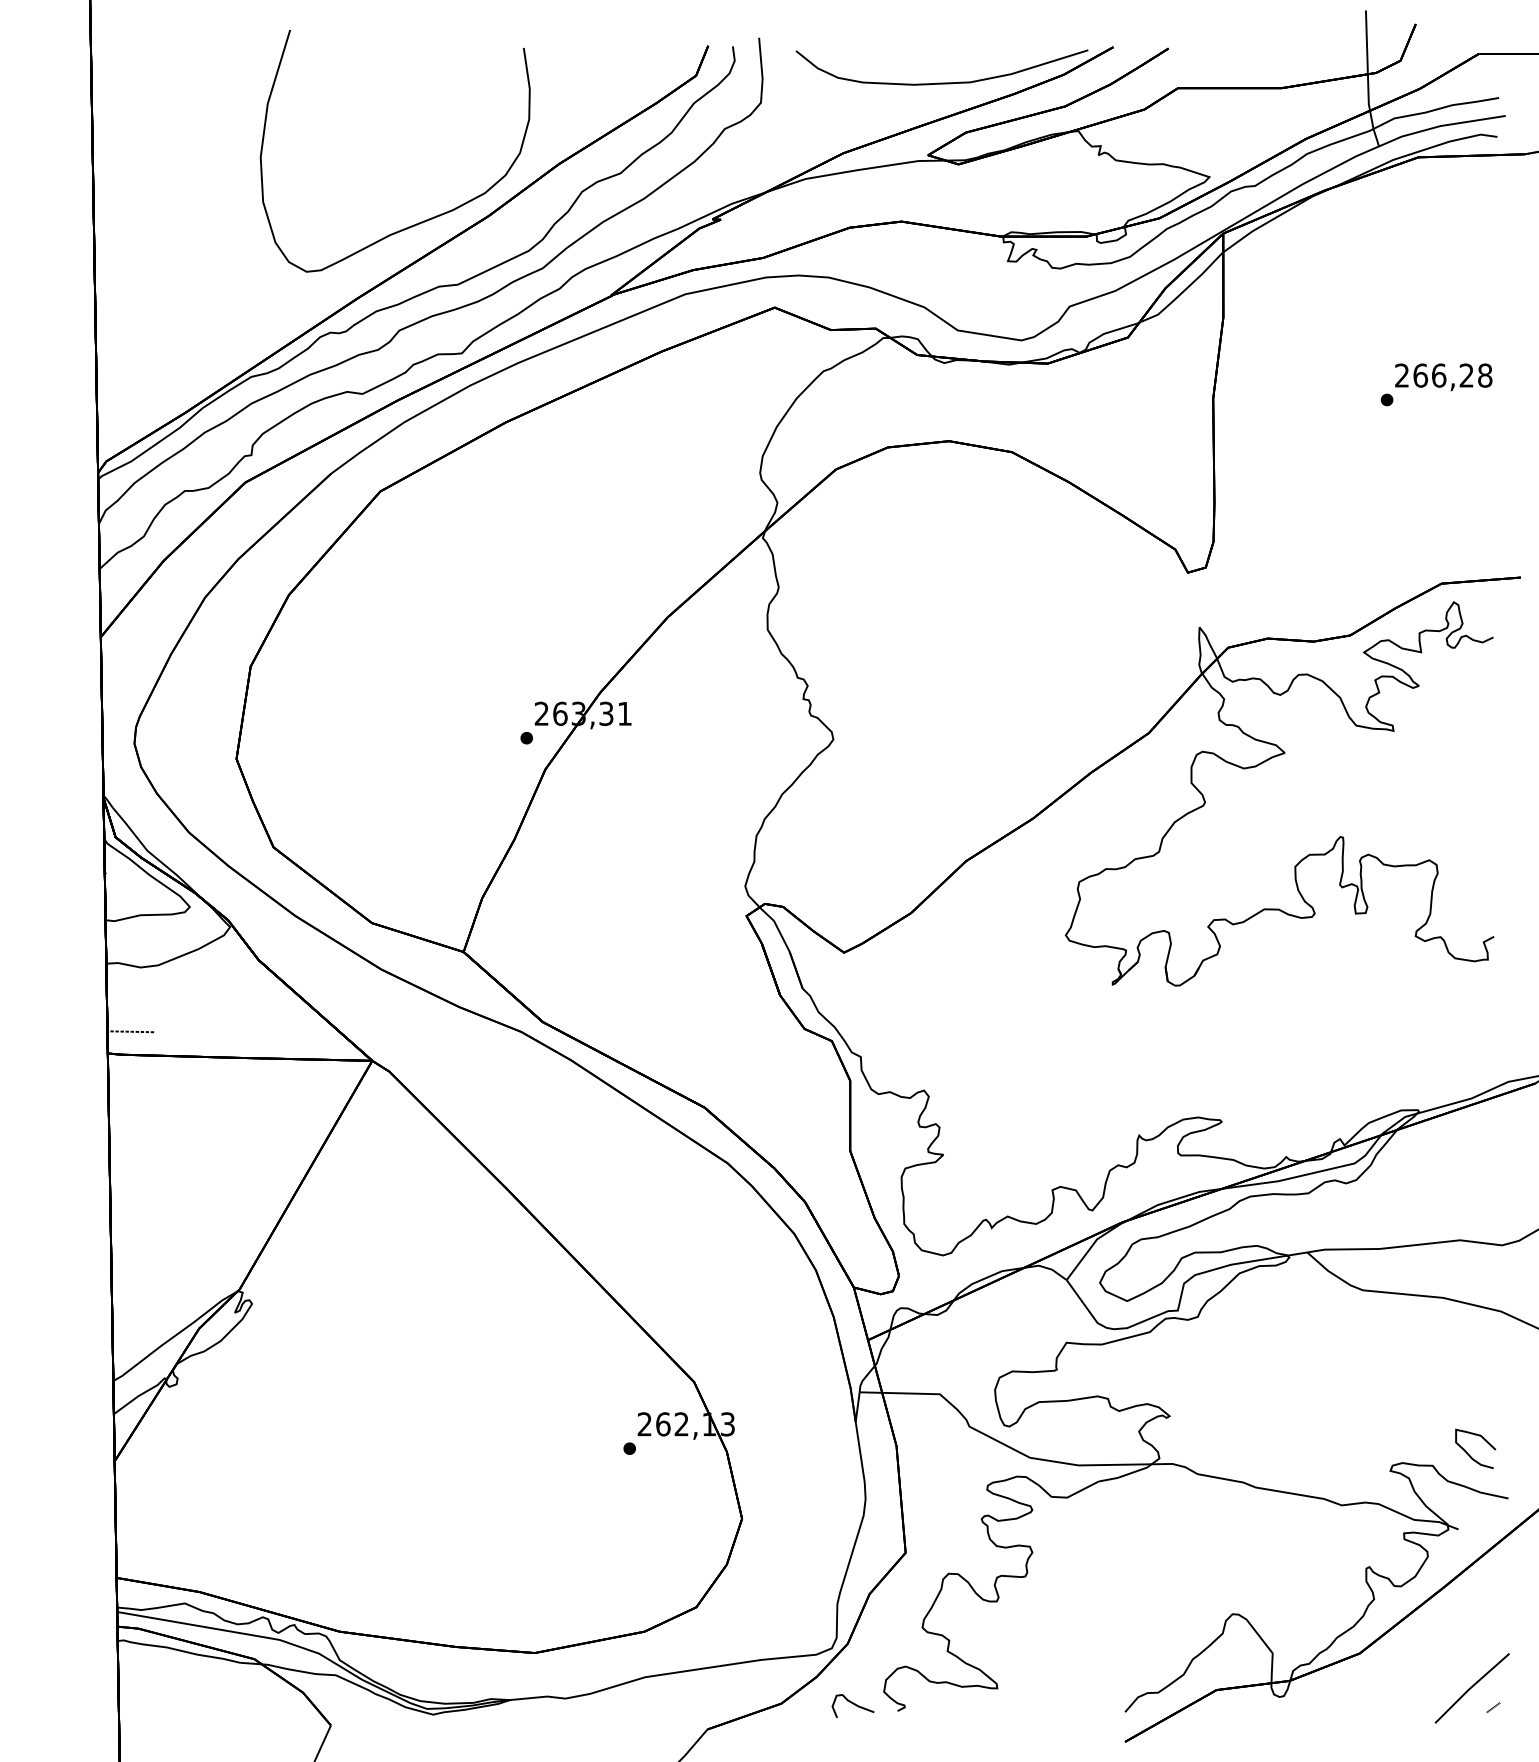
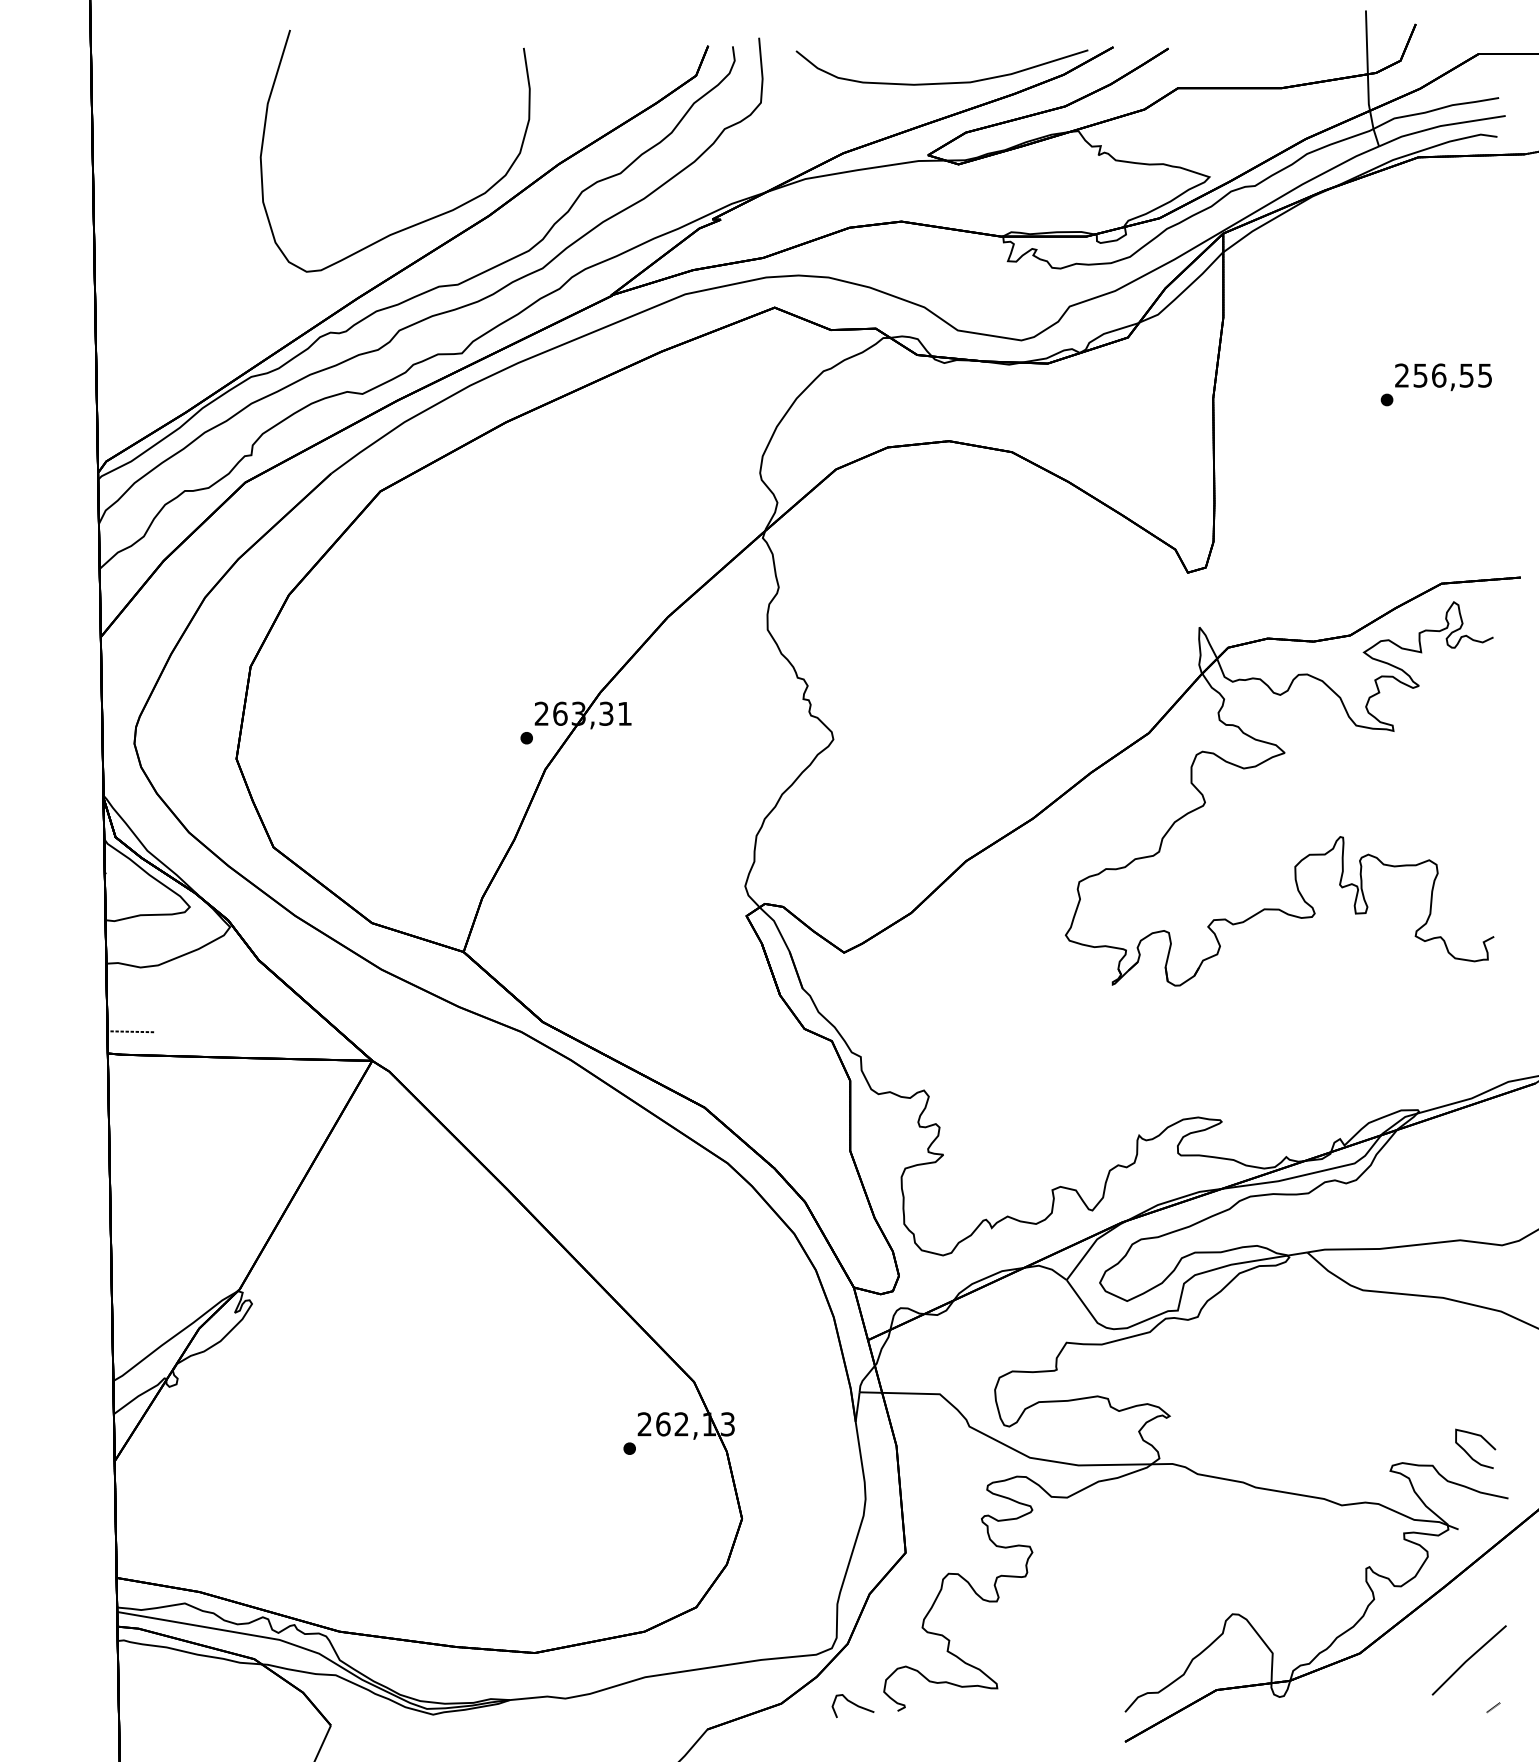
text: 266,28 -> 256,55 (1452, 375)
part position: (1471, 1688) -> (1468, 1660) (1468, 1660)
